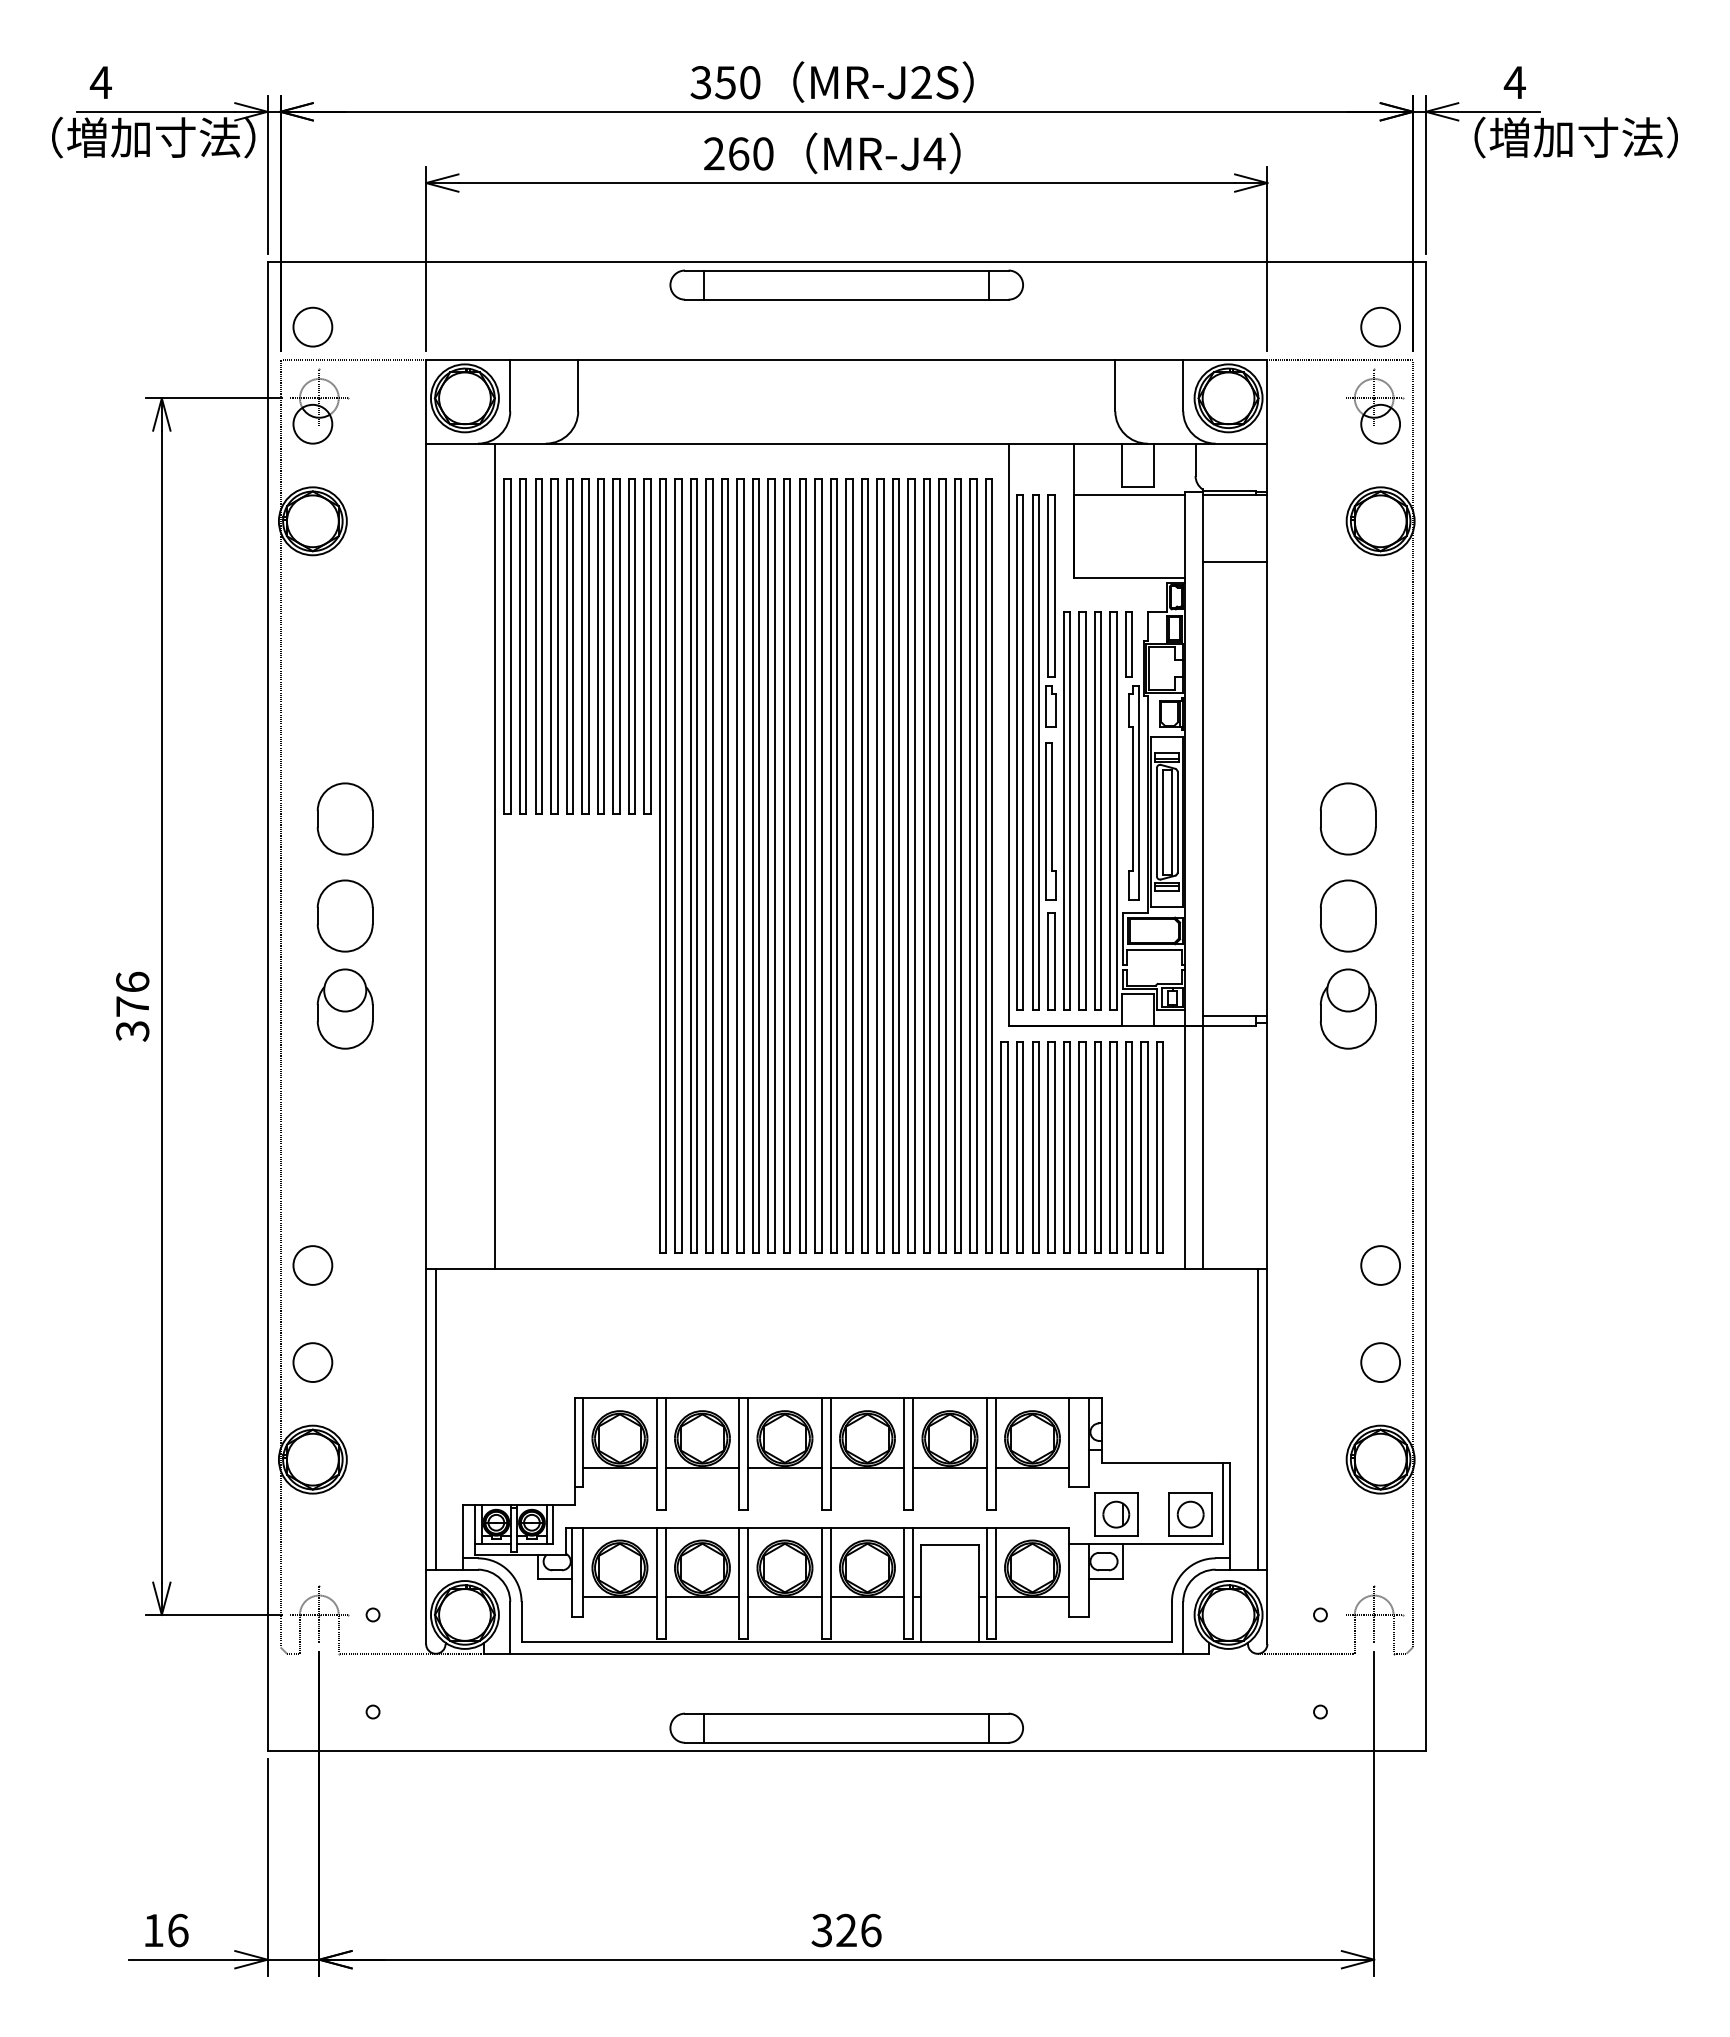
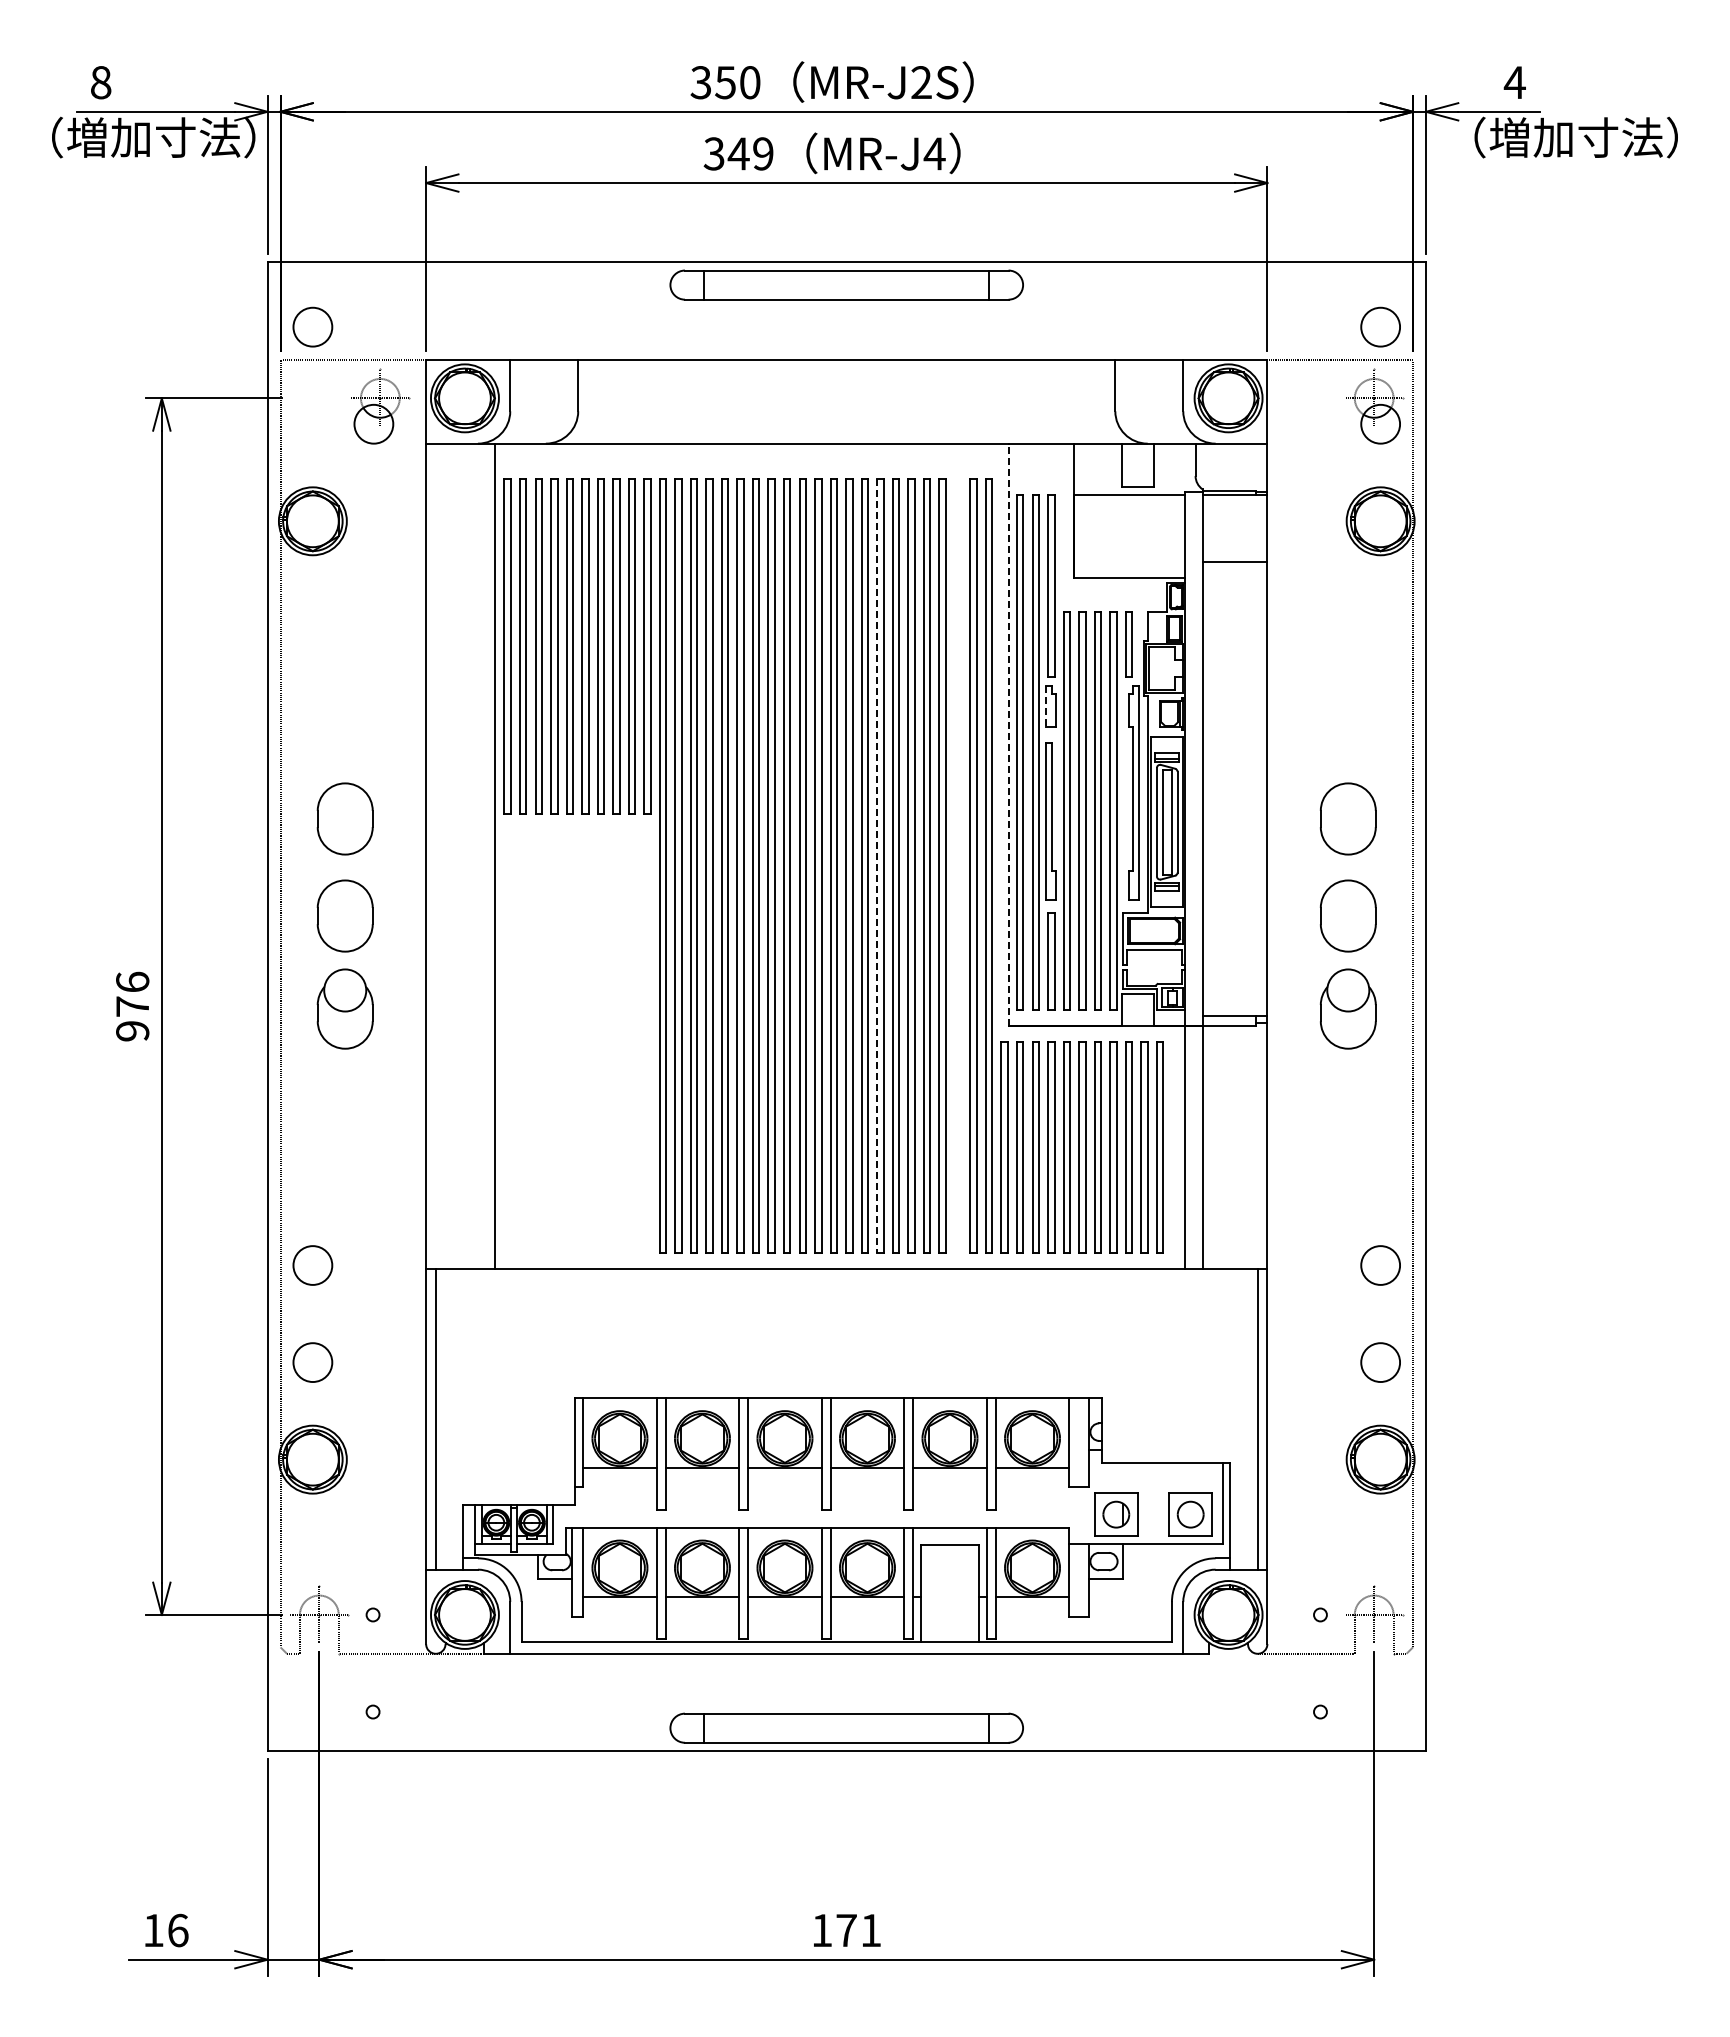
text: 4 -> 8 (100, 82)
text: 260 -> 349 (738, 153)
part position: (319, 406) -> (380, 406) (380, 406)
line: solid -> dashed (1045, 707)
line: solid -> dashed (1008, 734)
line: solid -> dashed (877, 865)
part: present -> none (957, 865)
text: 376 -> 976 (132, 1031)
text: 326 -> 171 (846, 1930)
